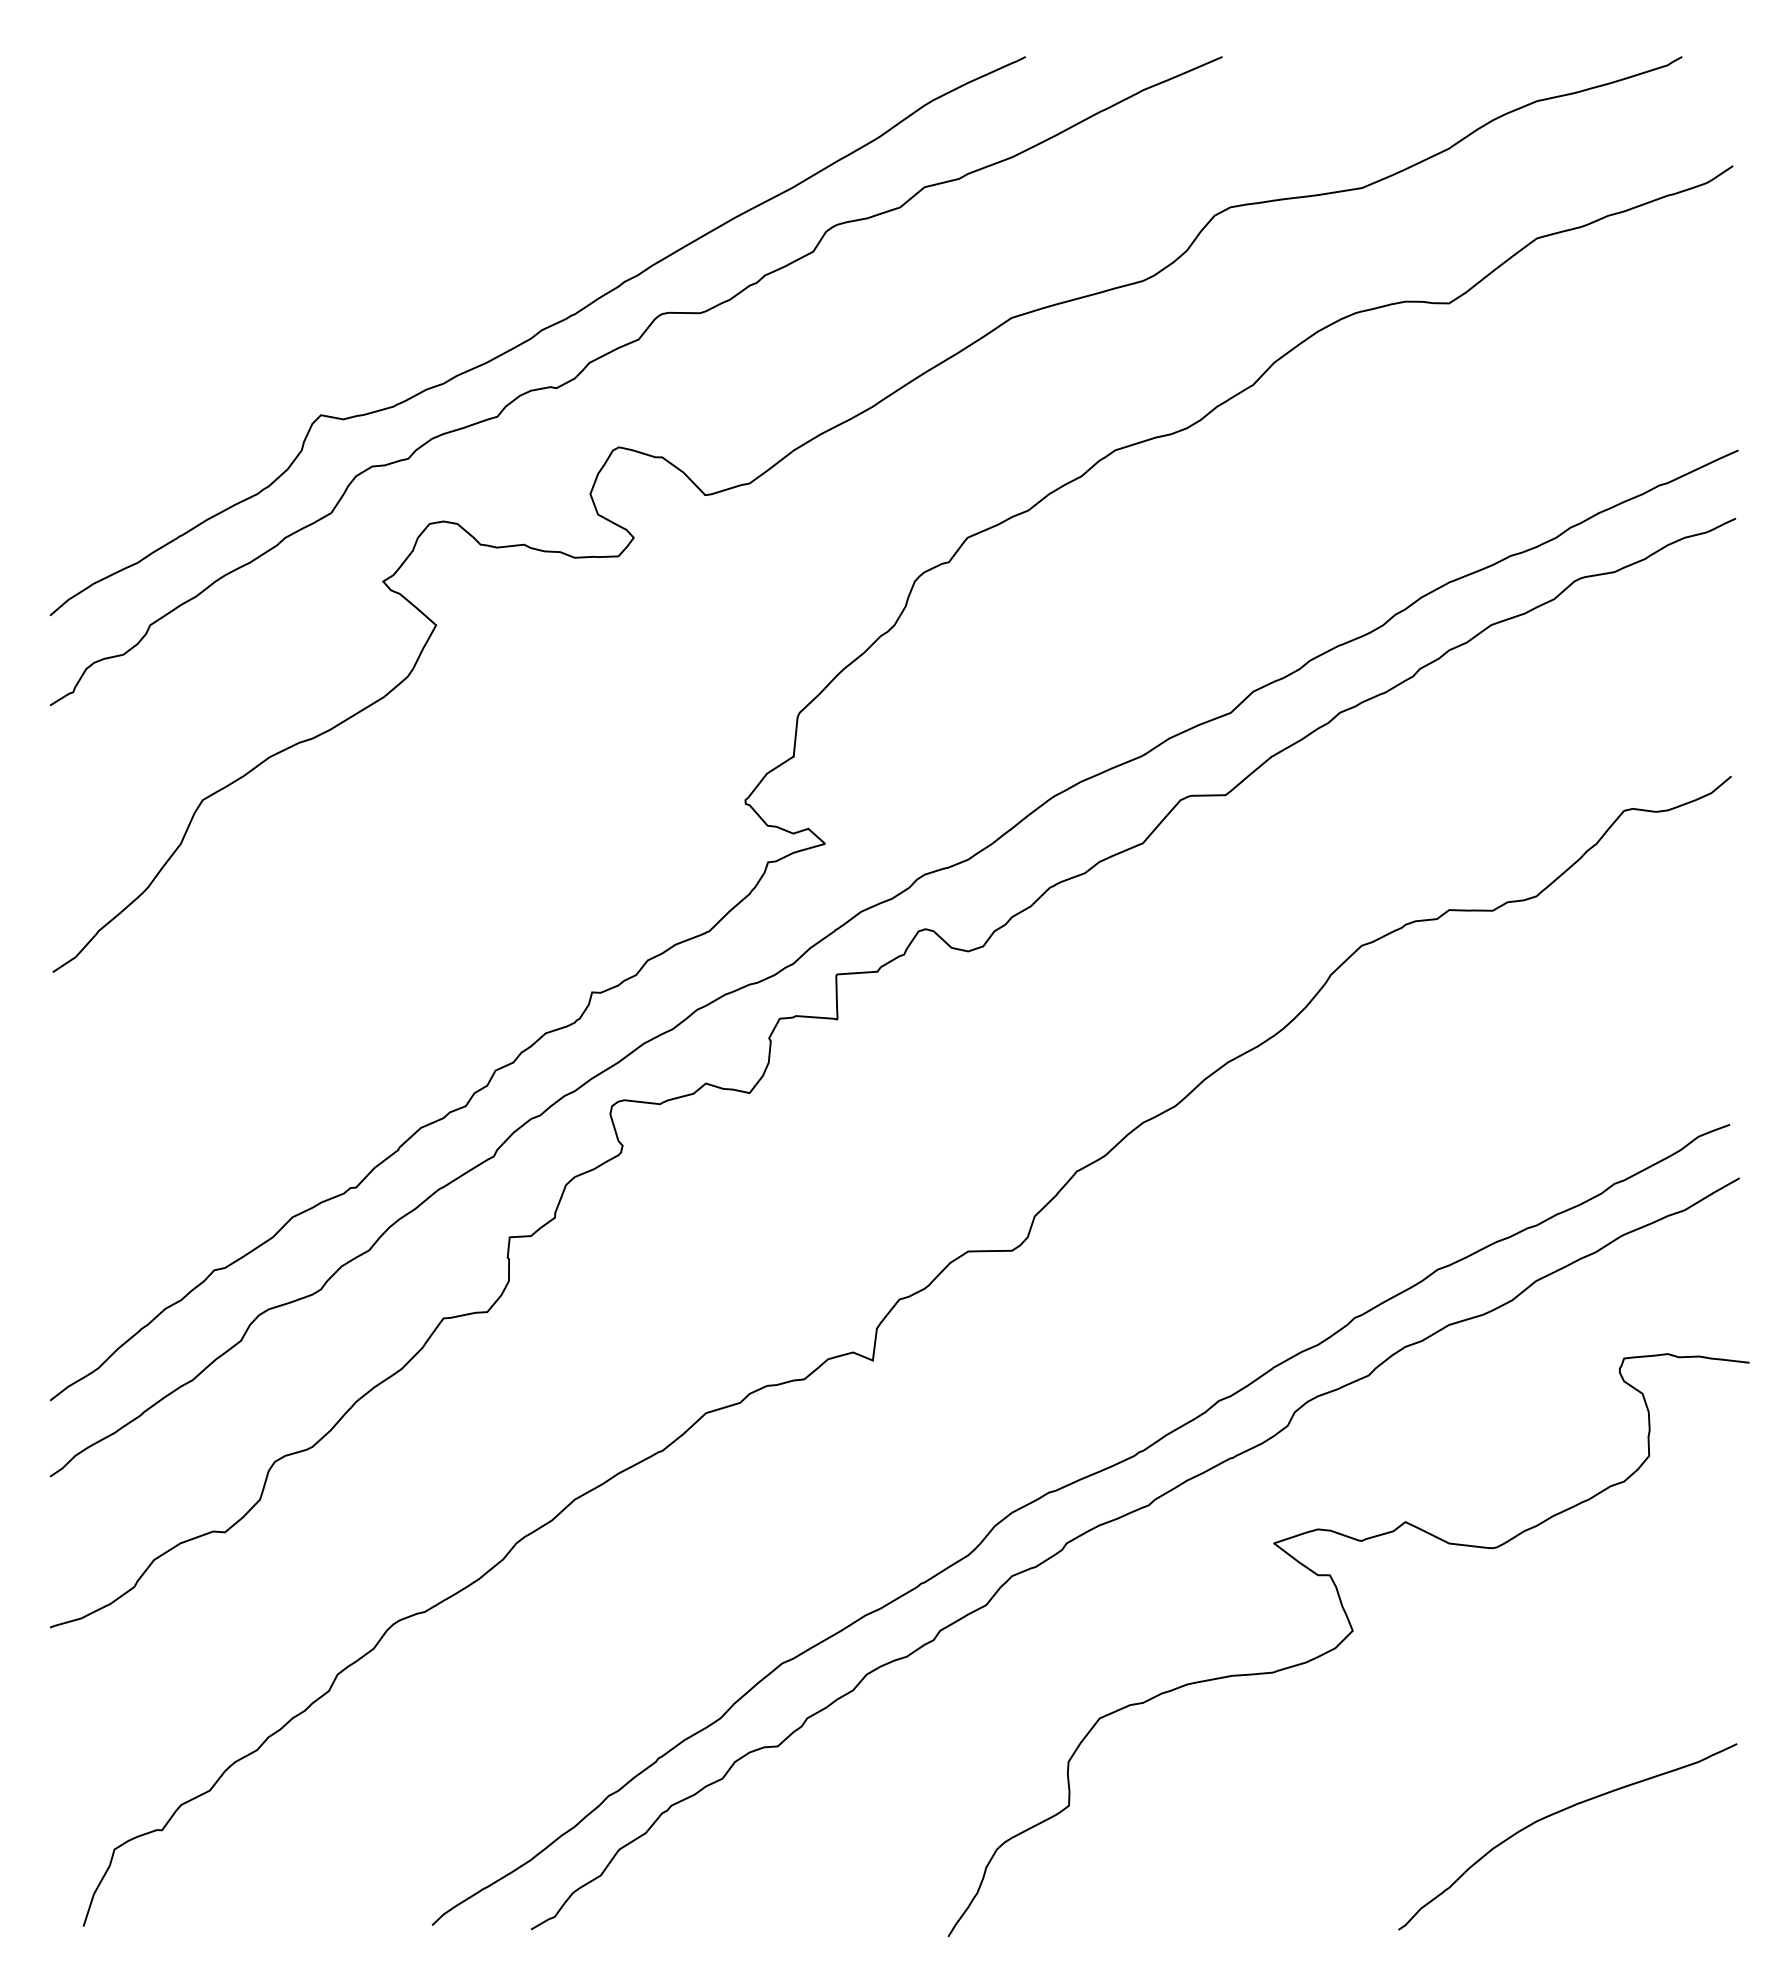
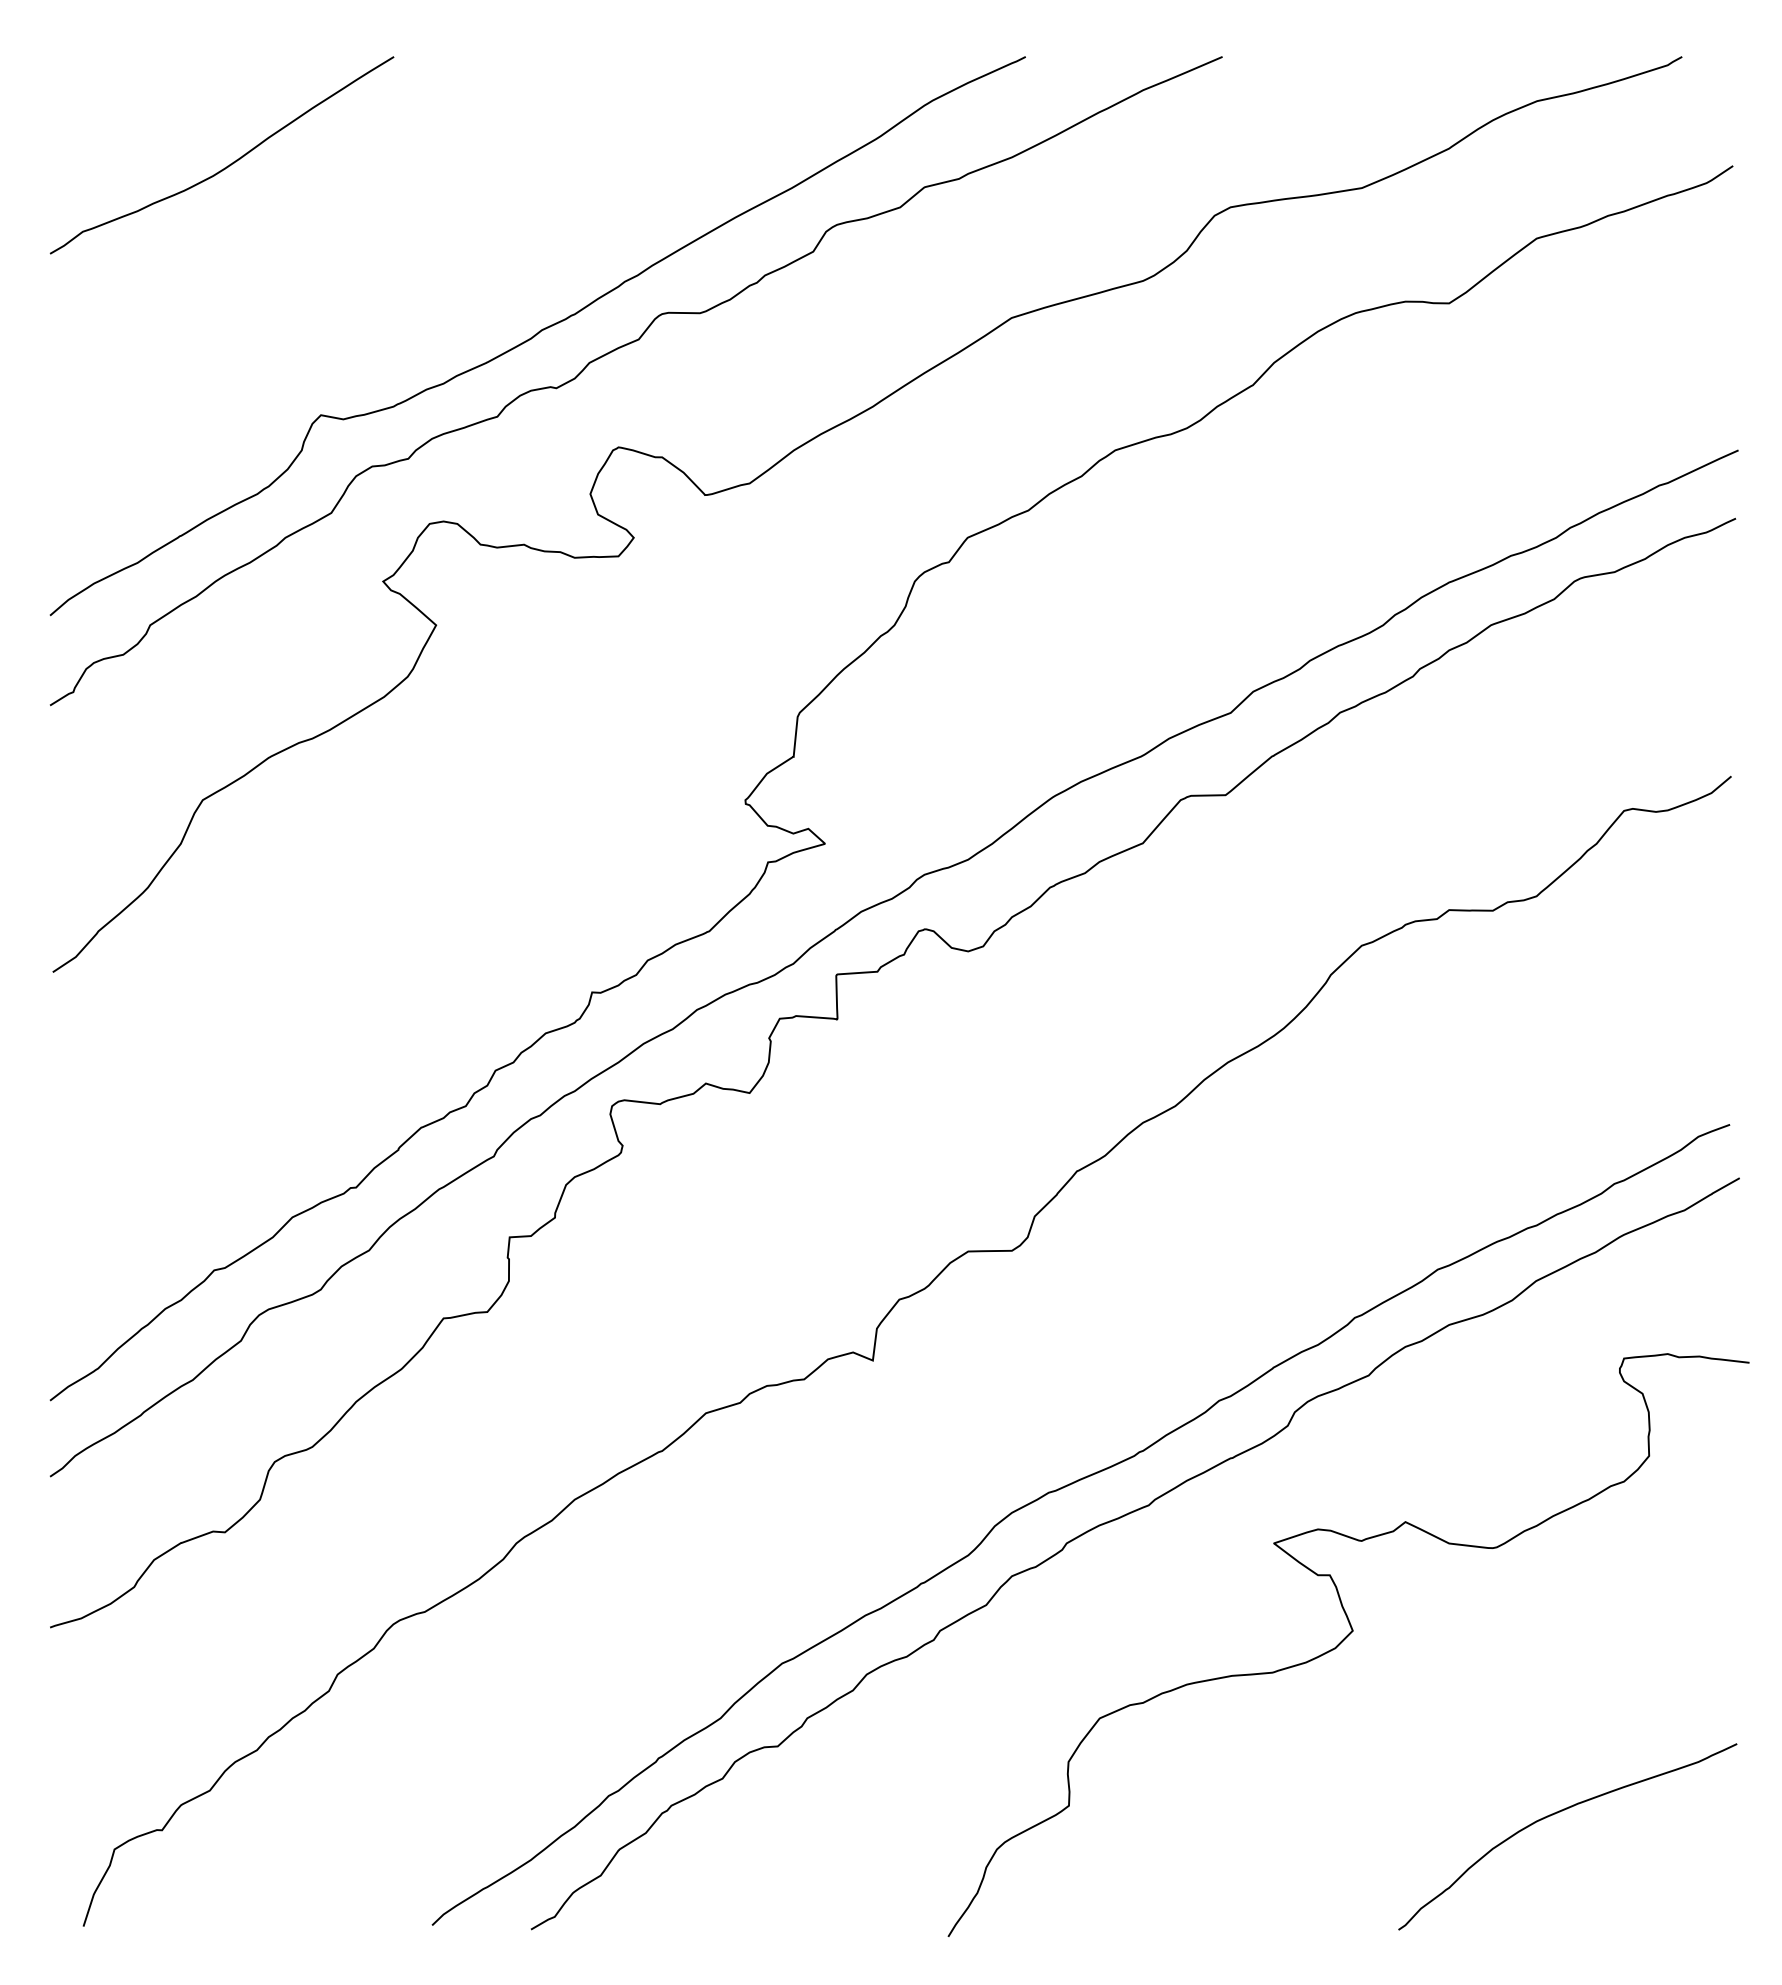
curve: none -> present (227, 165)
